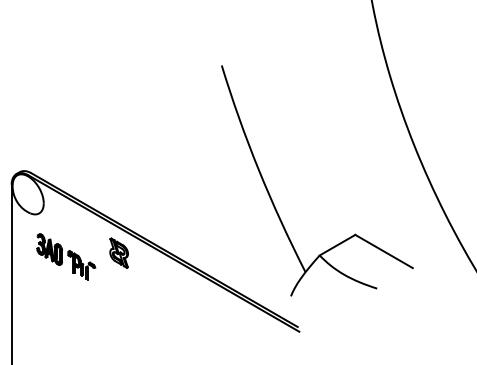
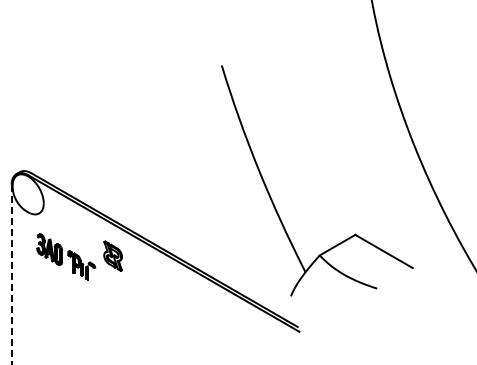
part position: (118, 252) -> (112, 255) (112, 255)
line: solid -> dashed (11, 274)
